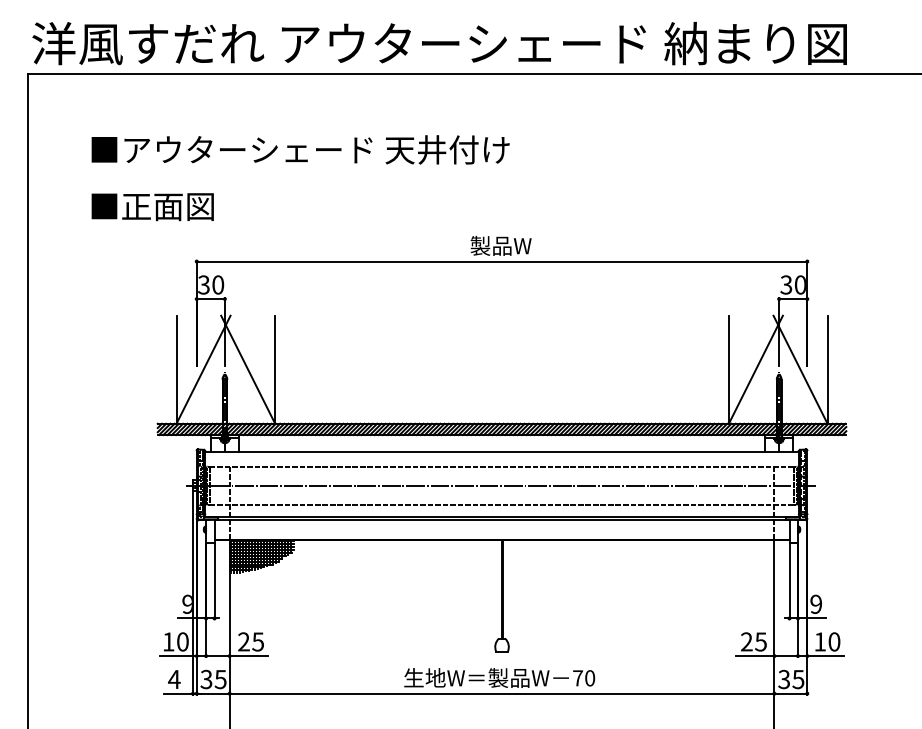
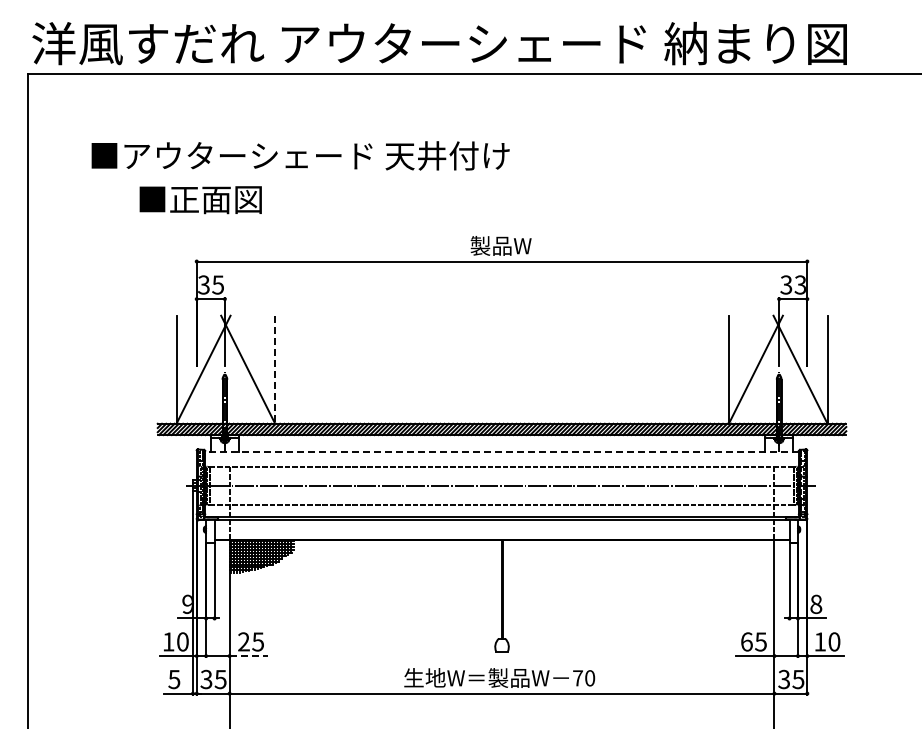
text position: (300, 149) -> (300, 155) (300, 155)
text position: (152, 207) -> (200, 200) (200, 200)
text: 30 -> 35 (218, 284)
text: 30 -> 33 (799, 284)
line: solid -> dashed (275, 370)
line: solid -> dashed (502, 451)
text: 9 -> 8 (816, 603)
text: 25 -> 65 (746, 641)
line: solid -> dashed (248, 656)
text: 4 -> 5 (174, 679)
